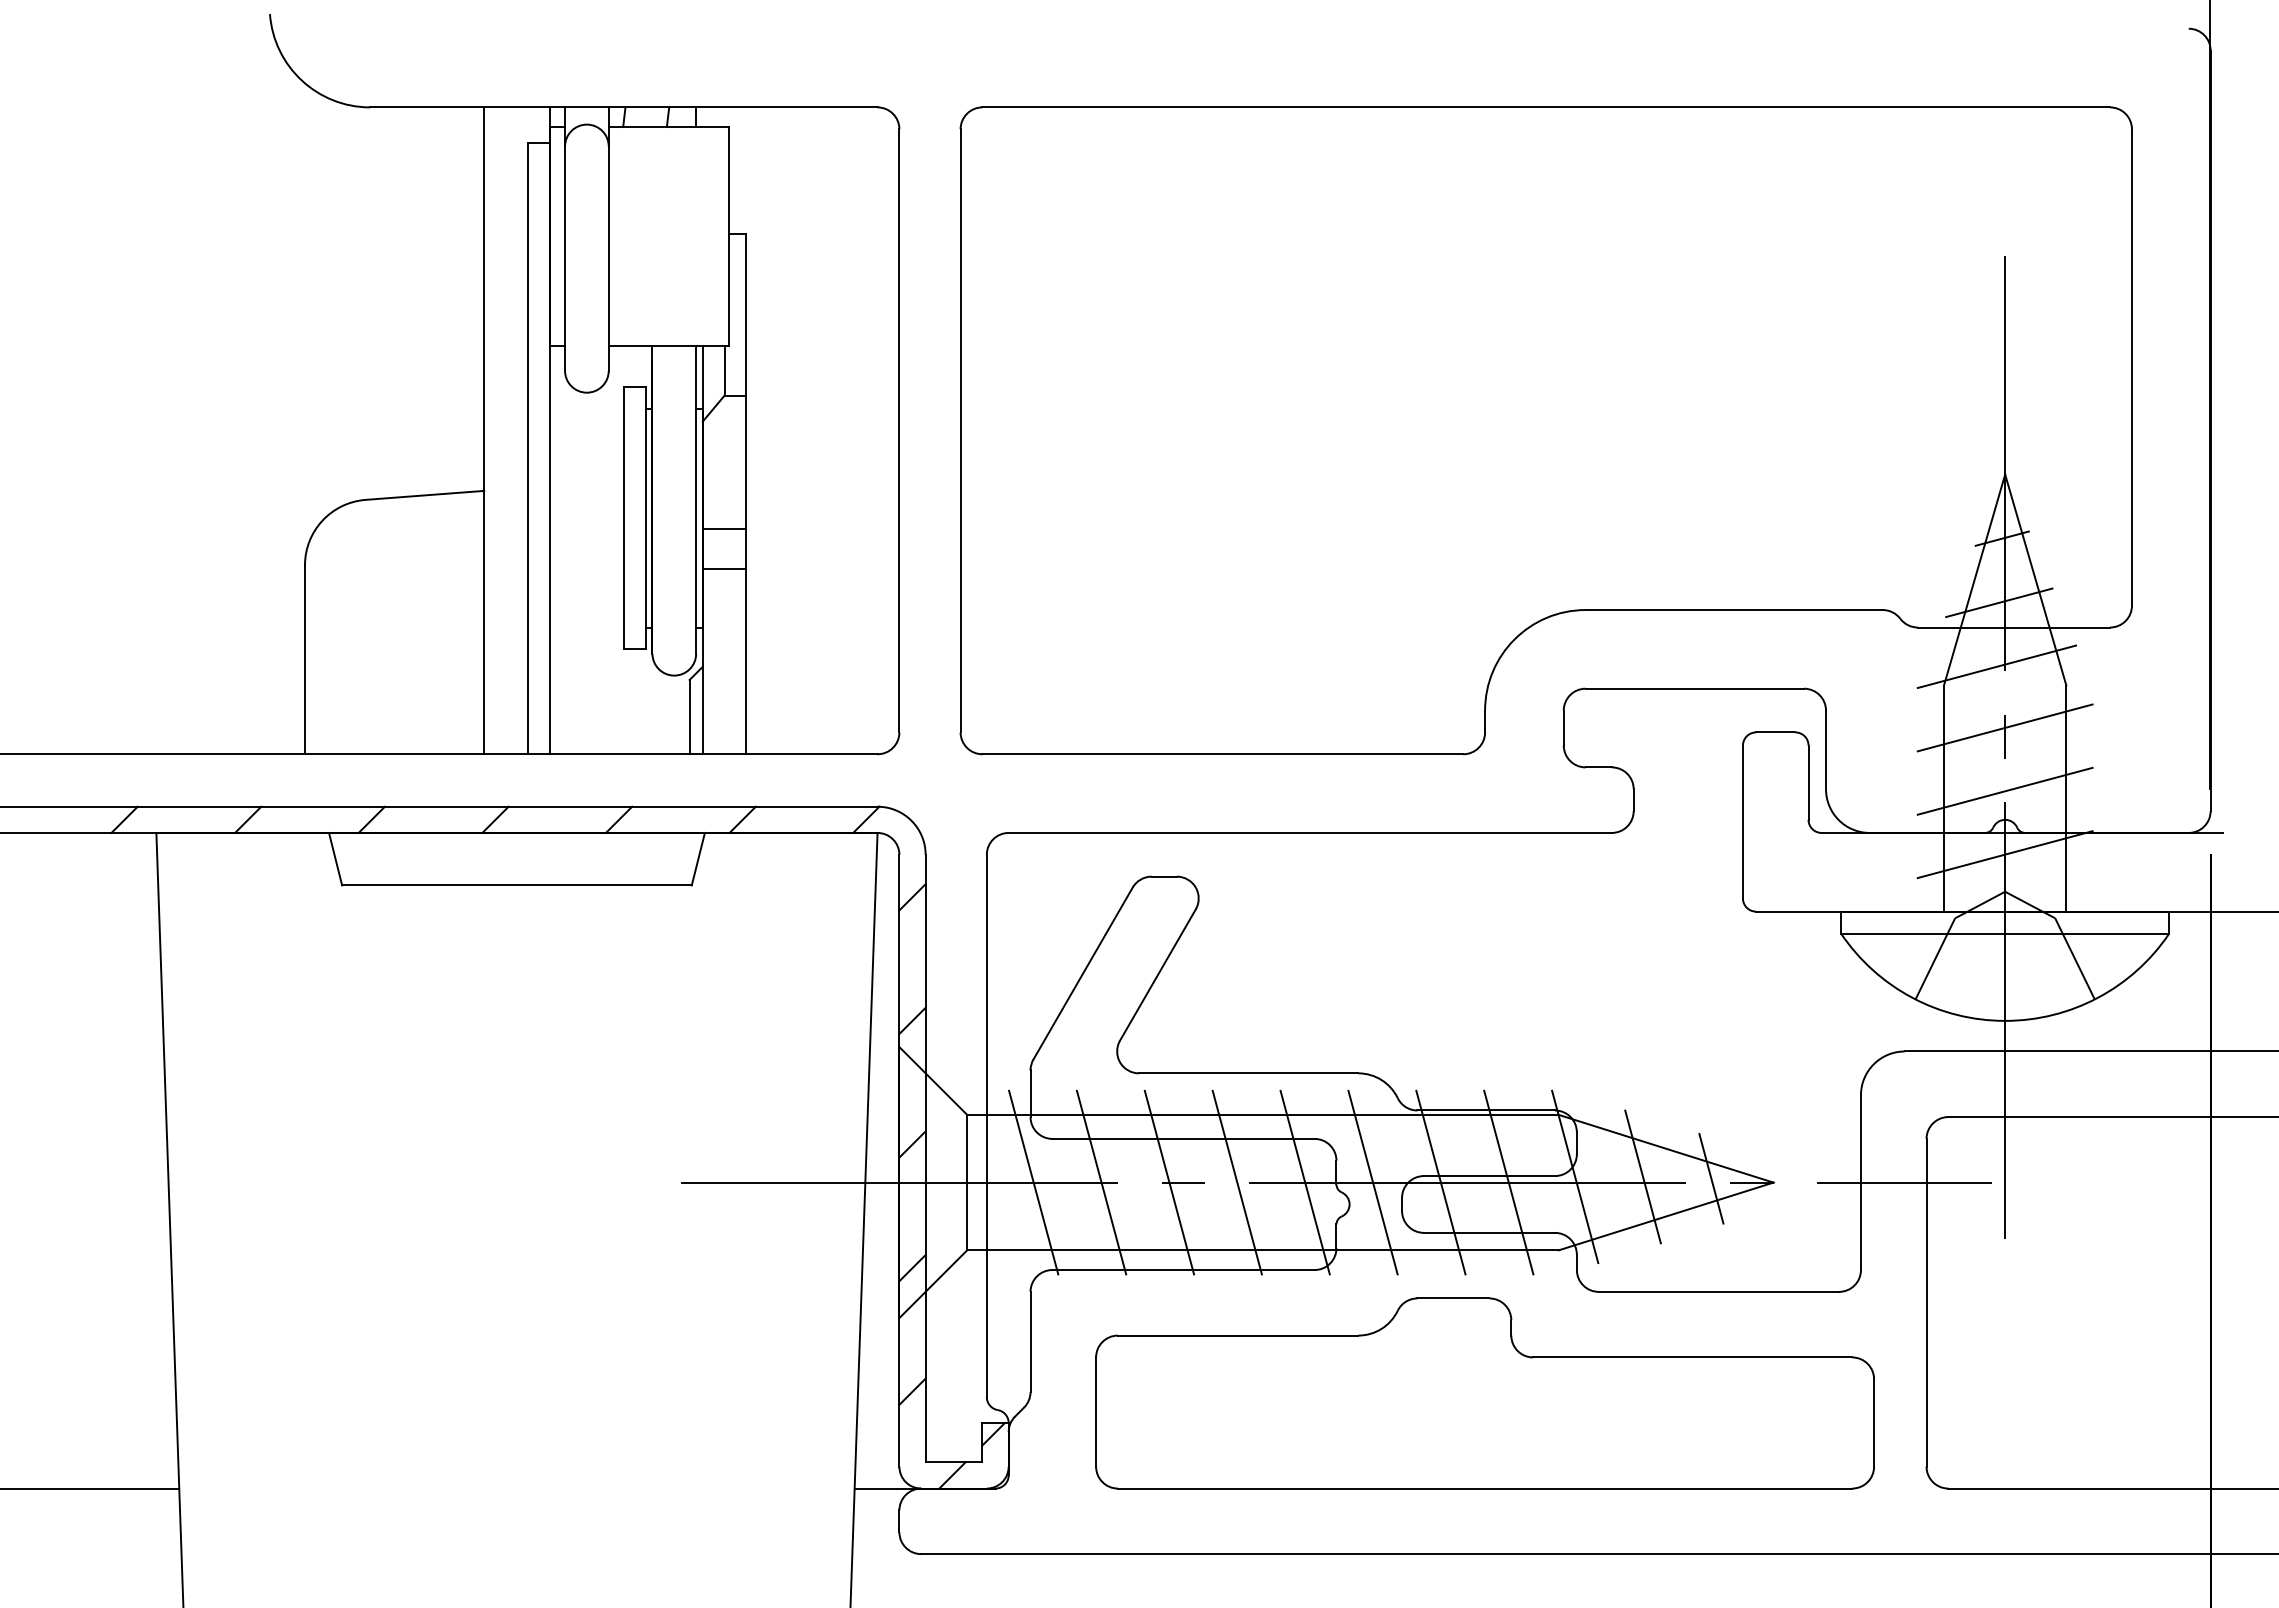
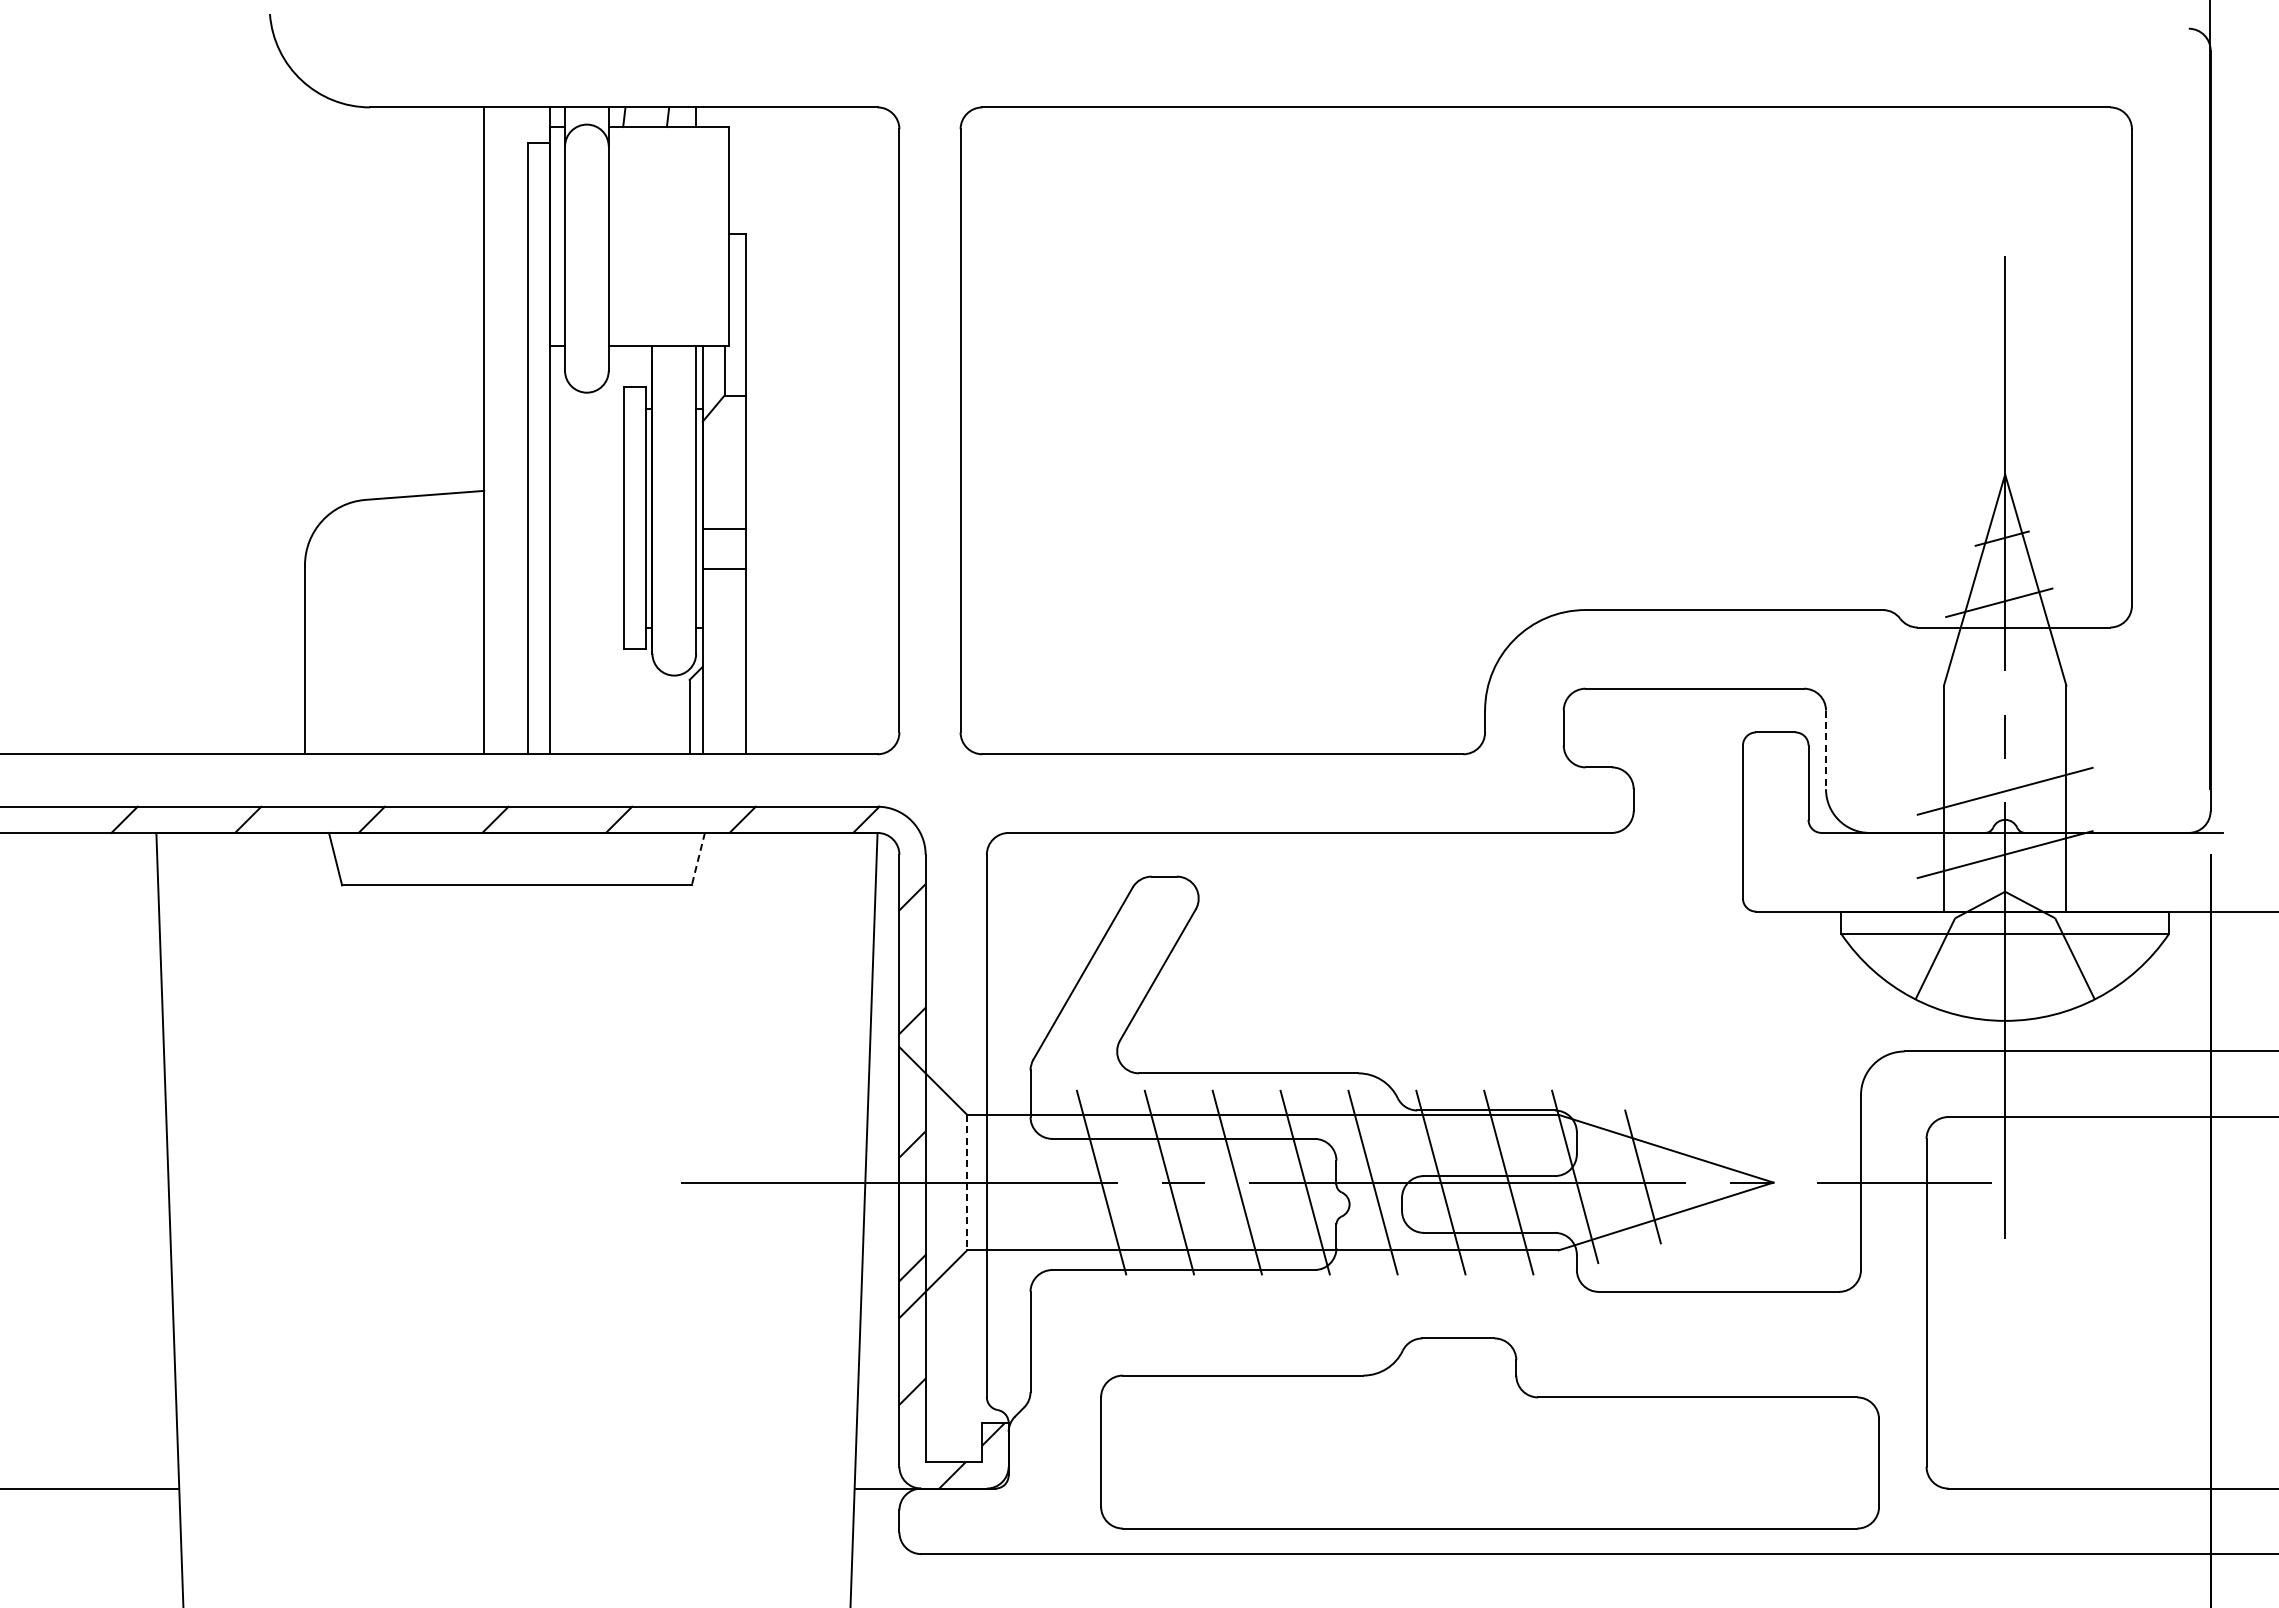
line: present -> none (1996, 666)
line: present -> none (2004, 727)
line: solid -> dashed (1826, 750)
line: solid -> dashed (698, 859)
line: present -> none (1711, 1178)
line: solid -> dashed (967, 1182)
line: present -> none (1033, 1182)
part position: (1484, 1393) -> (1489, 1433) (1489, 1433)
